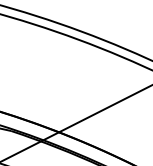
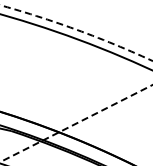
arc: solid -> dashed (77, 30)
line: solid -> dashed (77, 123)
